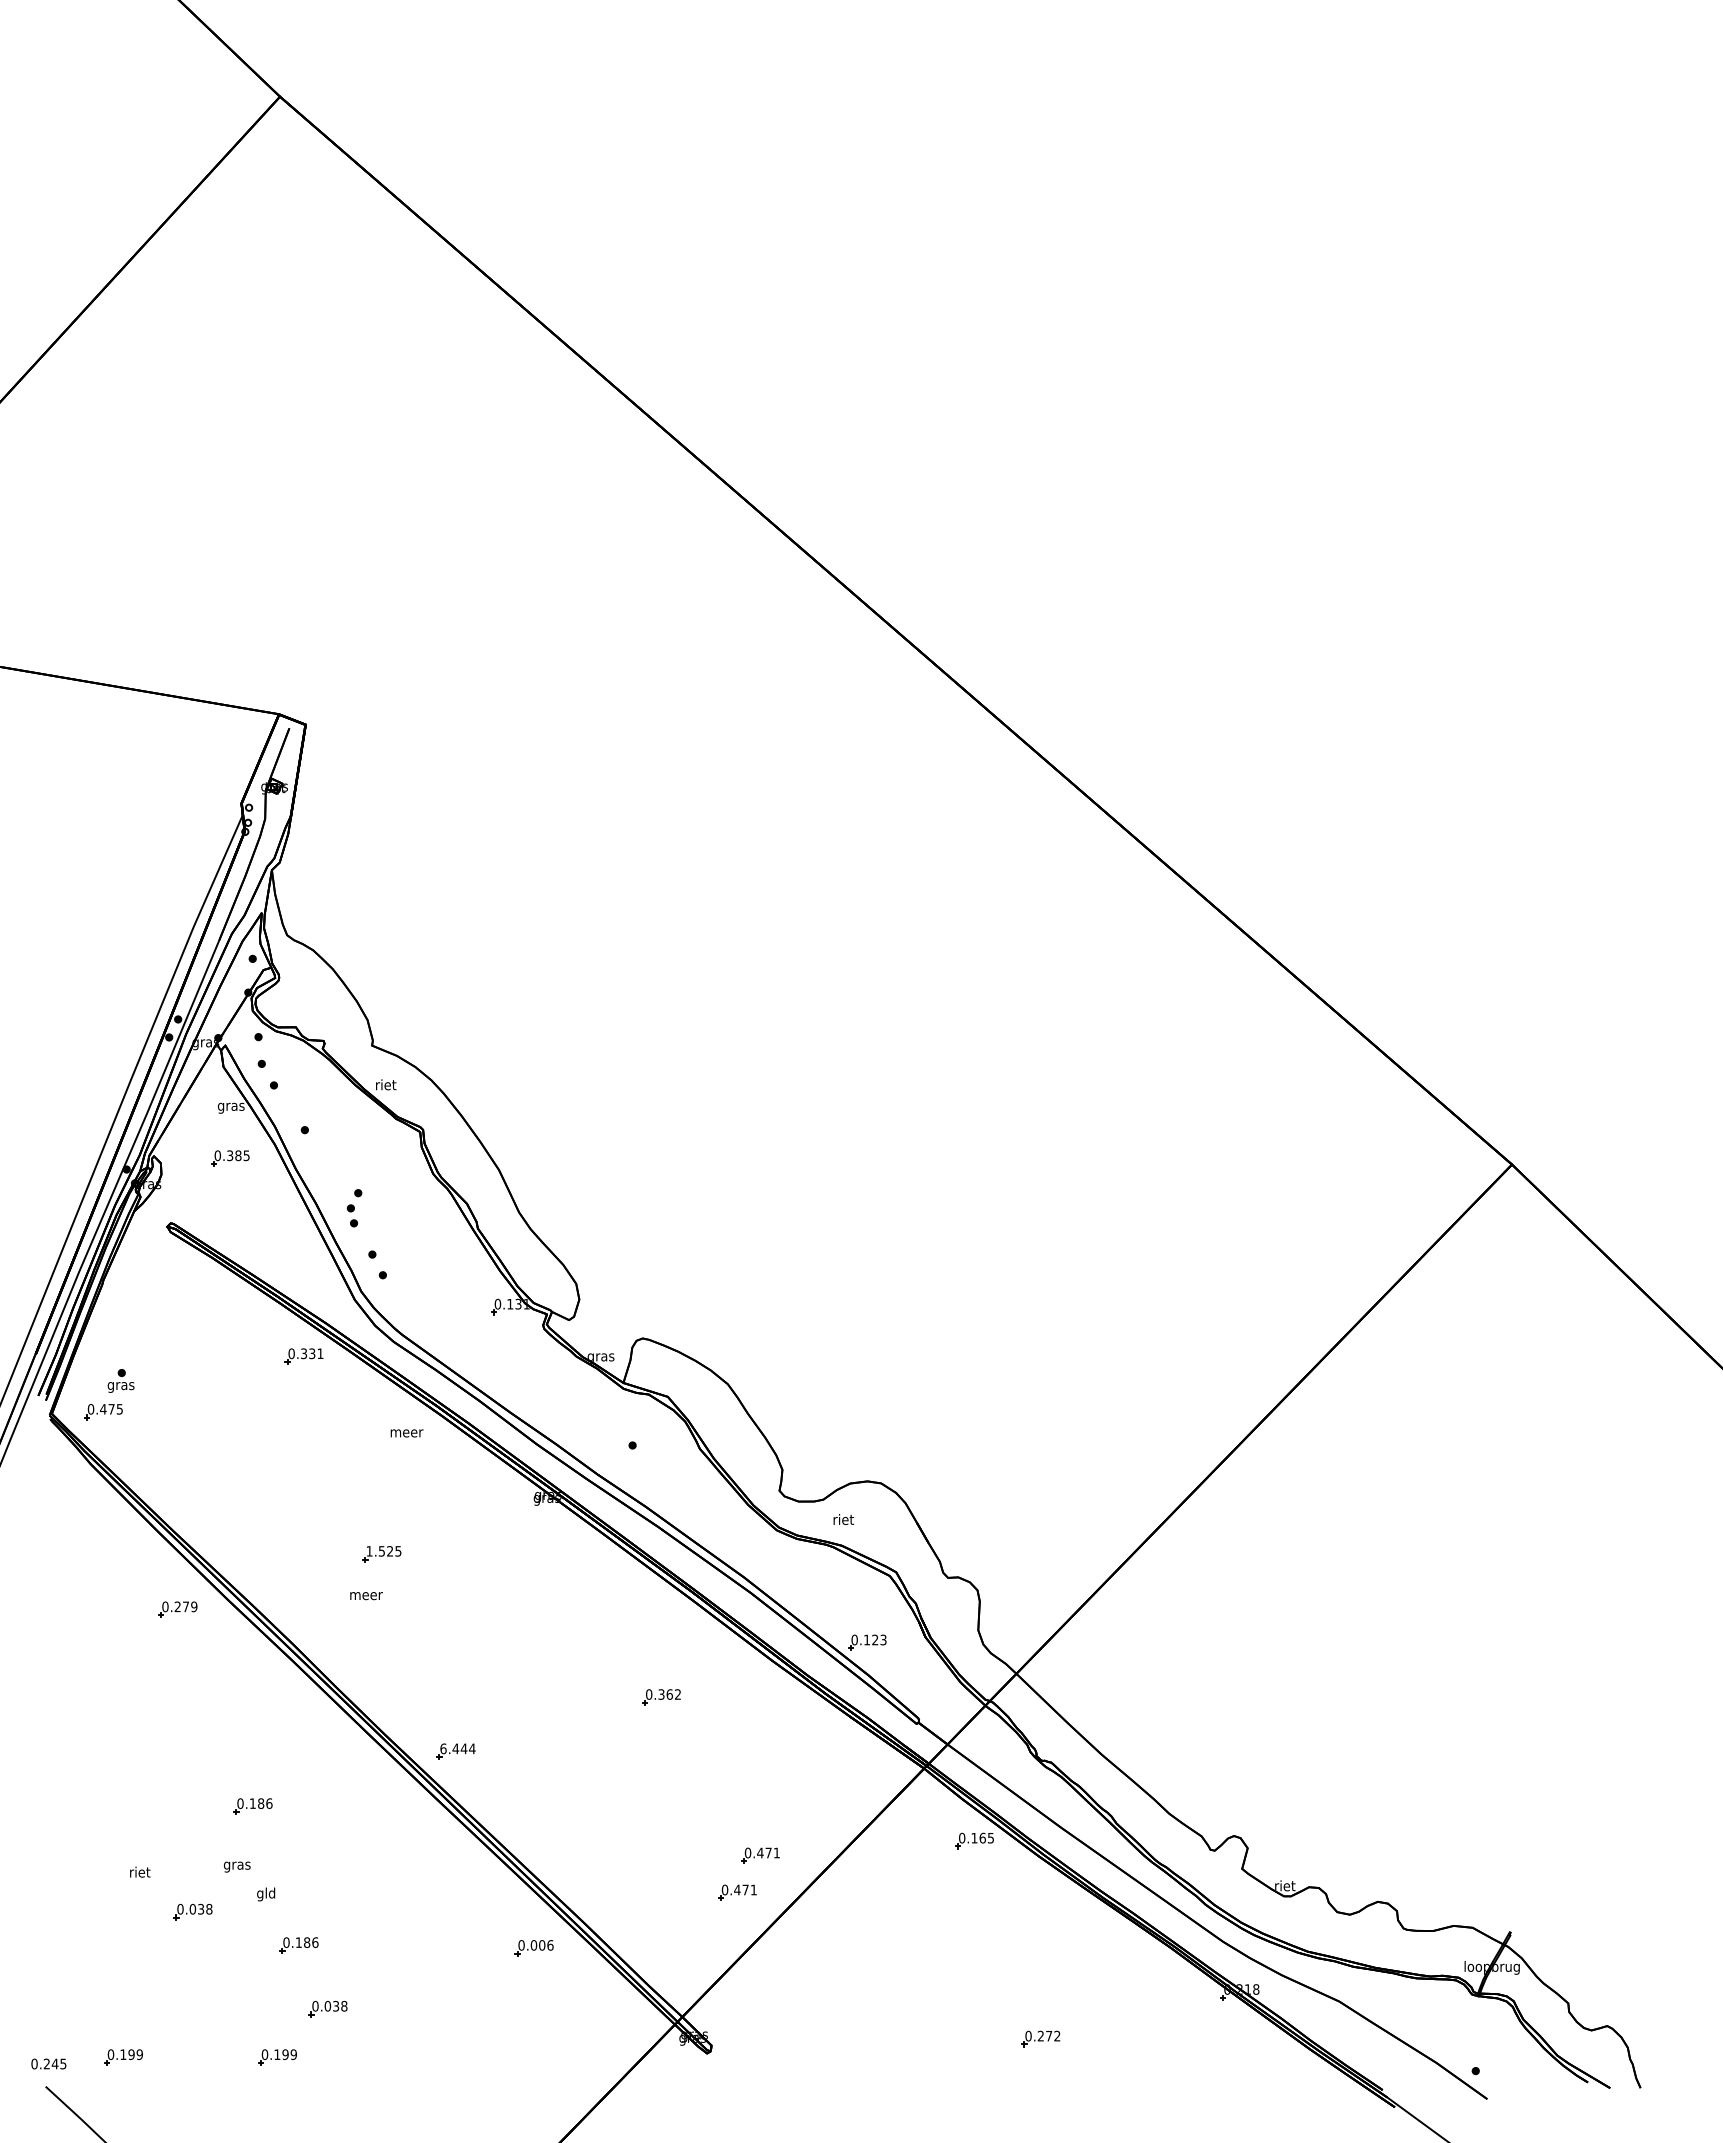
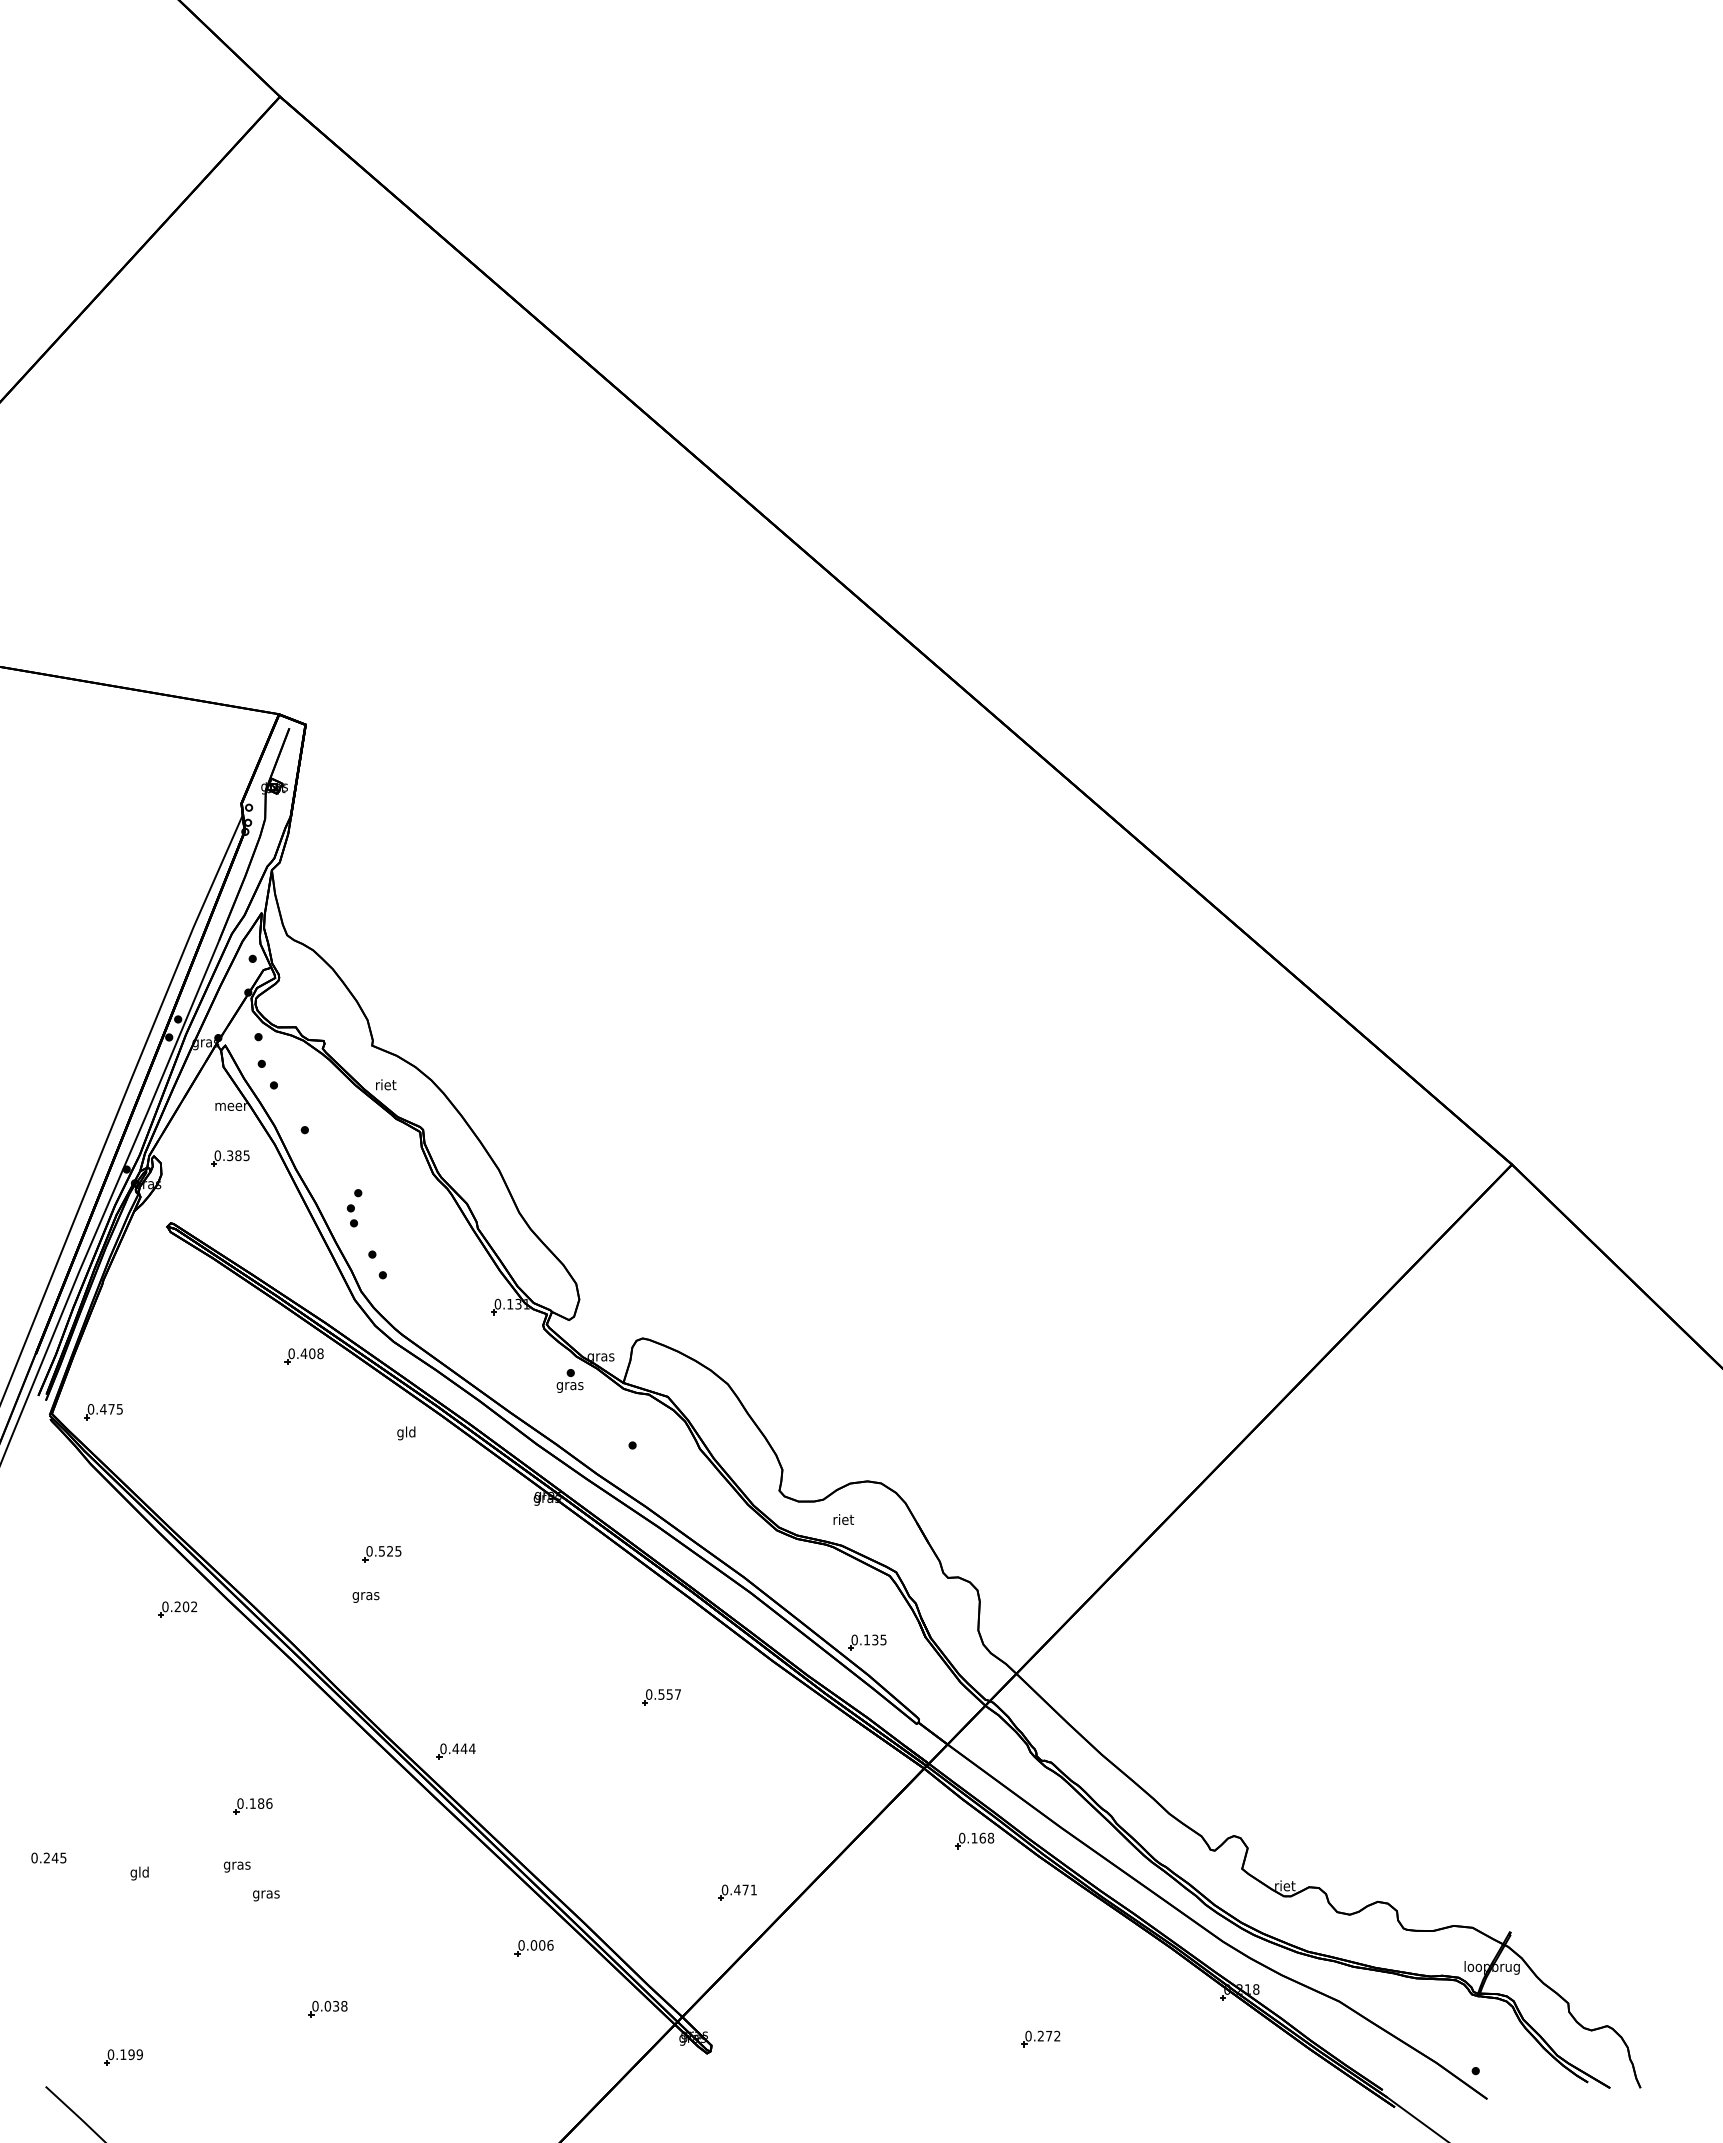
text: gras -> meer (230, 1107)
text: 0.331 -> 0.408 (311, 1353)
part position: (120, 1380) -> (569, 1380) (569, 1380)
text: meer -> gld (406, 1433)
text: 1.525 -> 0.525 (369, 1551)
text: meer -> gras (366, 1597)
text: 0.279 -> 0.202 (189, 1606)
text: 0.123 -> 0.135 (879, 1639)
text: 0.362 -> 0.557 (669, 1694)
text: 6.444 -> 0.444 (443, 1748)
text: 0.165 -> 0.168 (990, 1837)
part: present -> none (760, 1855)
text: riet -> gld (140, 1873)
text: gld -> gras (266, 1894)
part: present -> none (192, 1911)
part: present -> none (298, 1945)
part: present -> none (277, 2057)
text position: (48, 2063) -> (48, 1857) (48, 1857)
